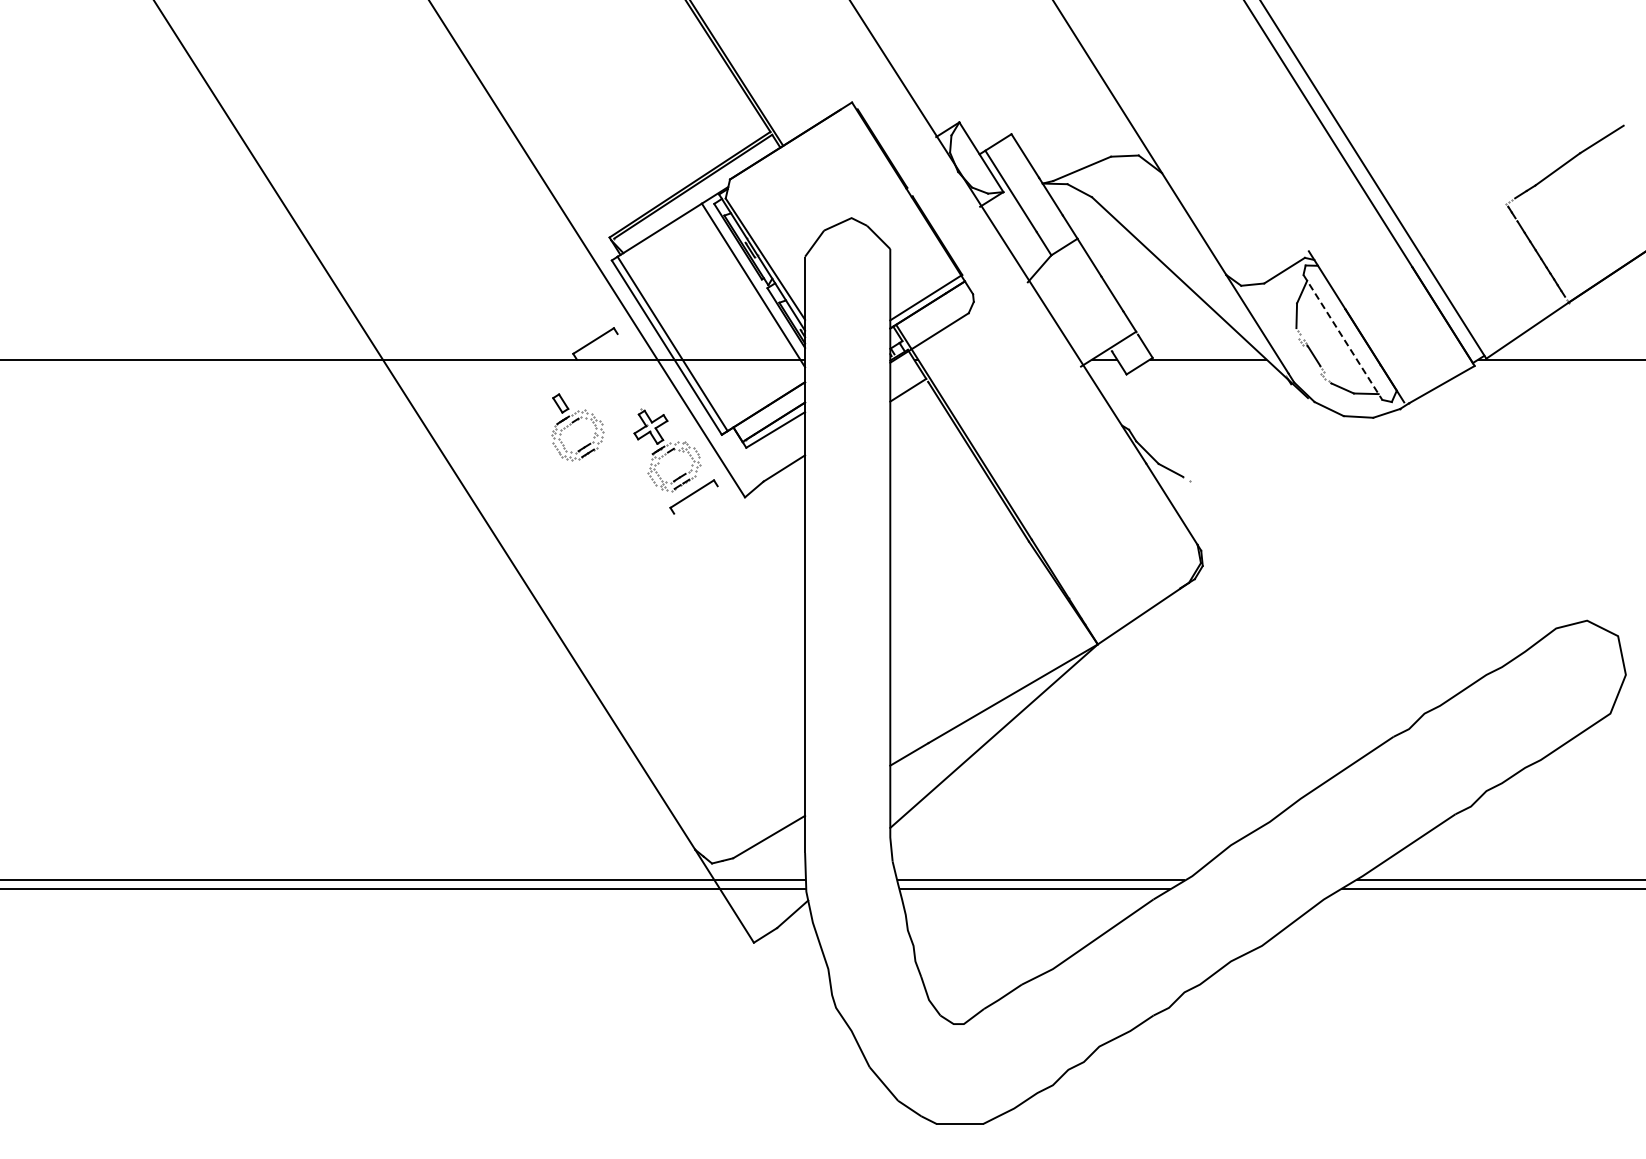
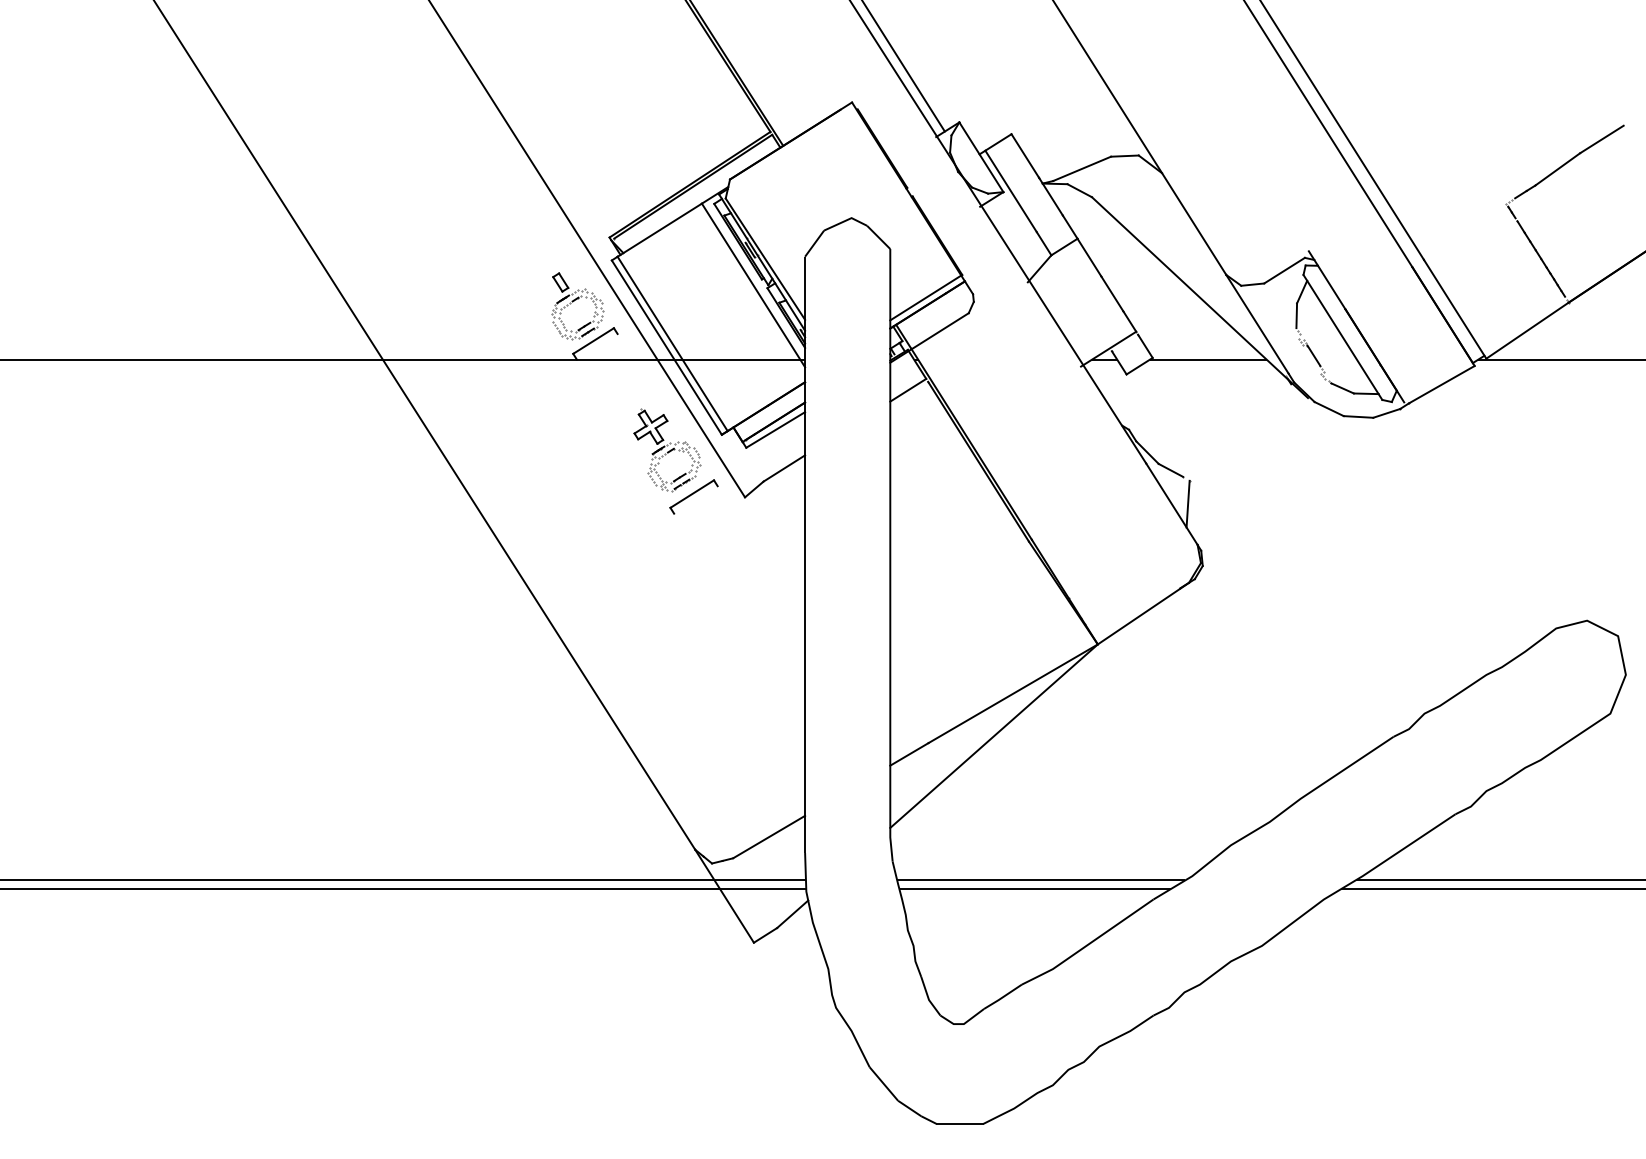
line: none -> present (903, 66)
line: dashed -> solid (1342, 337)
part position: (577, 427) -> (577, 306) (577, 306)
line: none -> present (1187, 503)
